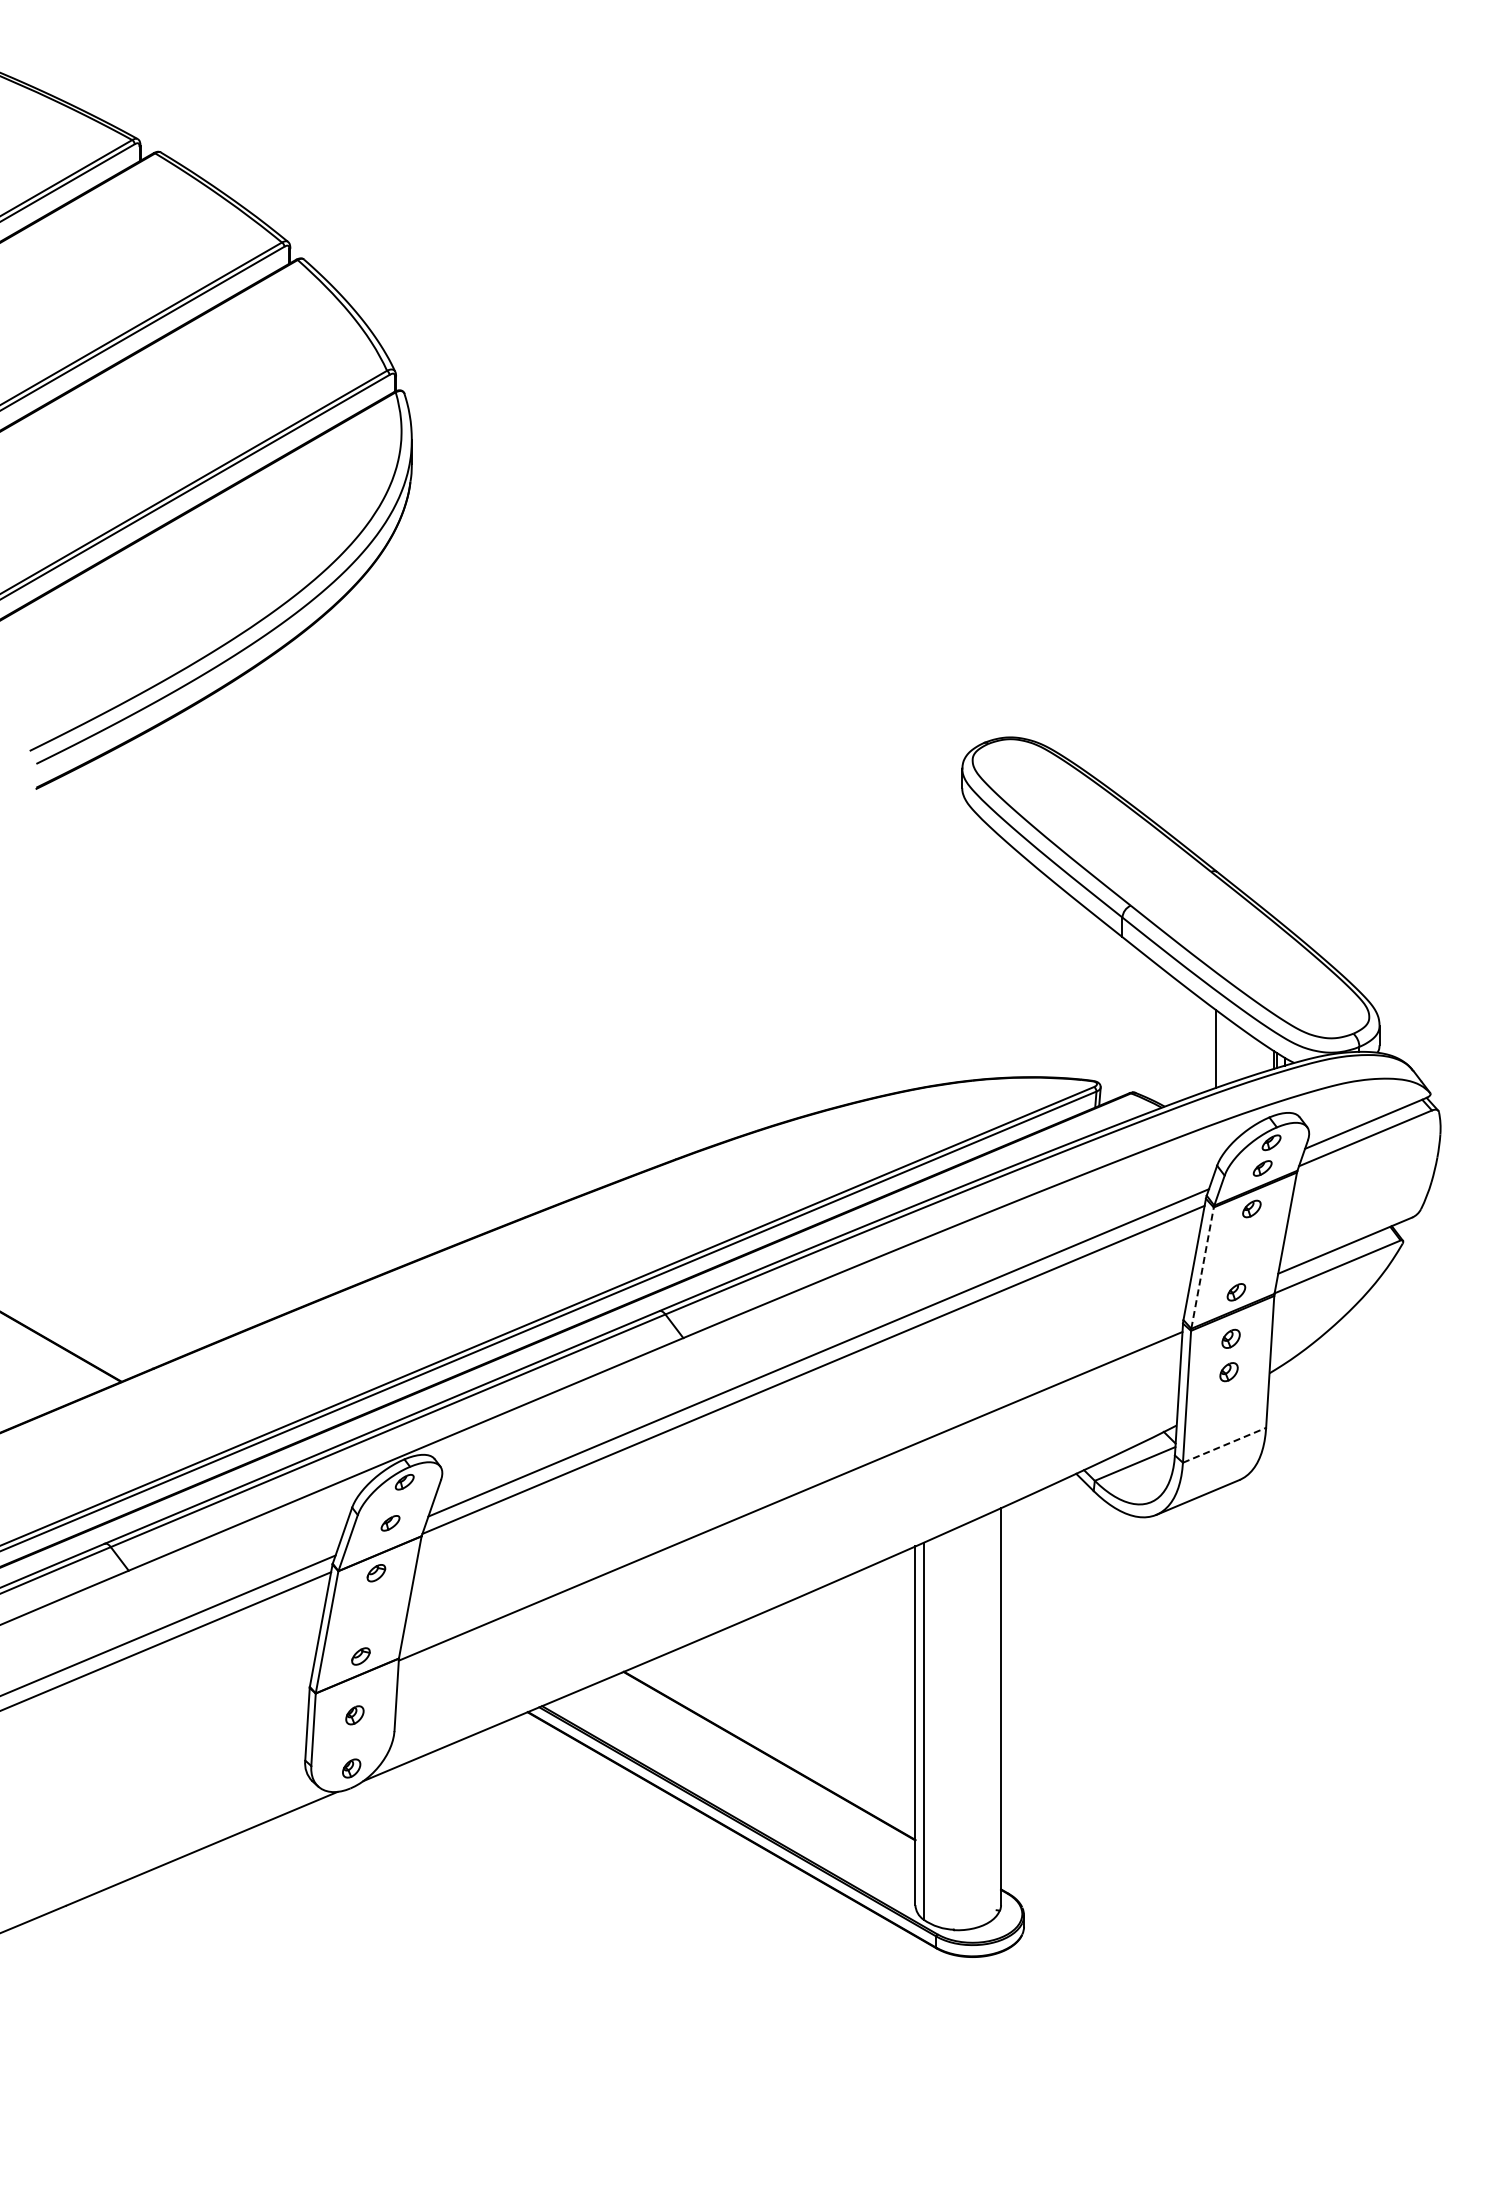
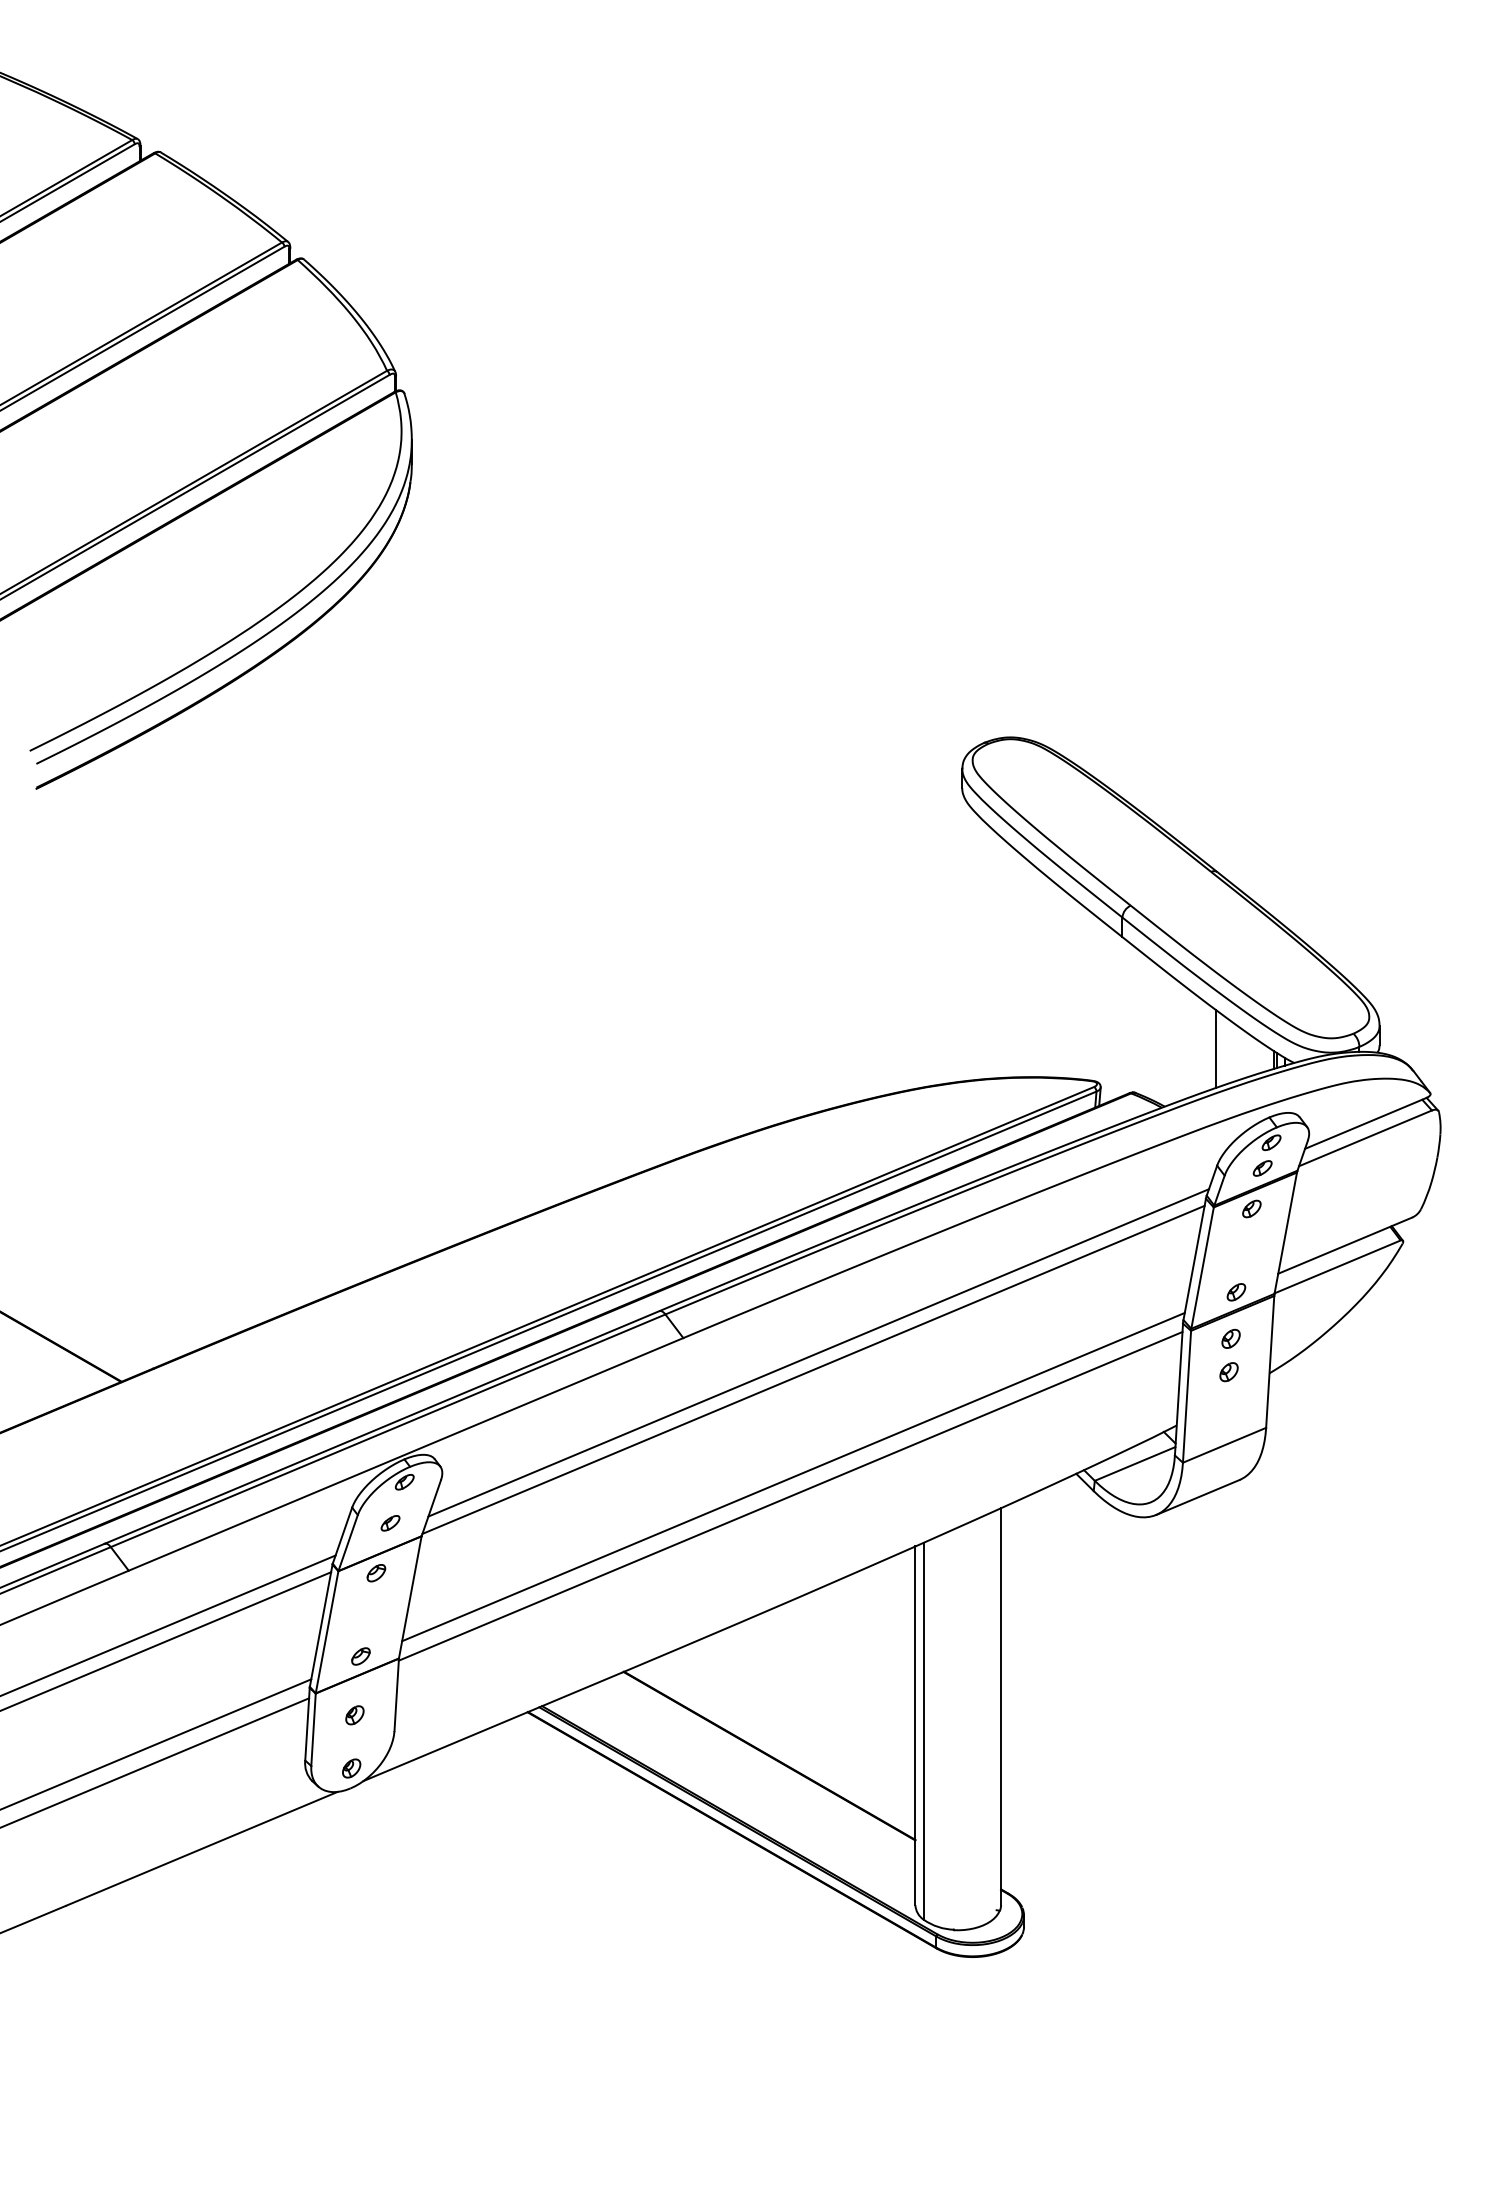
line: dashed -> solid (1202, 1268)
line: dashed -> solid (1225, 1445)
line: none -> present (793, 1476)
line: none -> present (156, 1744)
line: none -> present (155, 1762)
